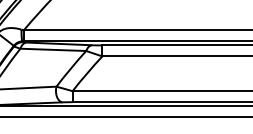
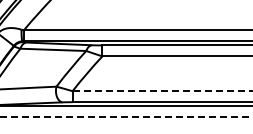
line: solid -> dashed (162, 91)
line: solid -> dashed (125, 117)
